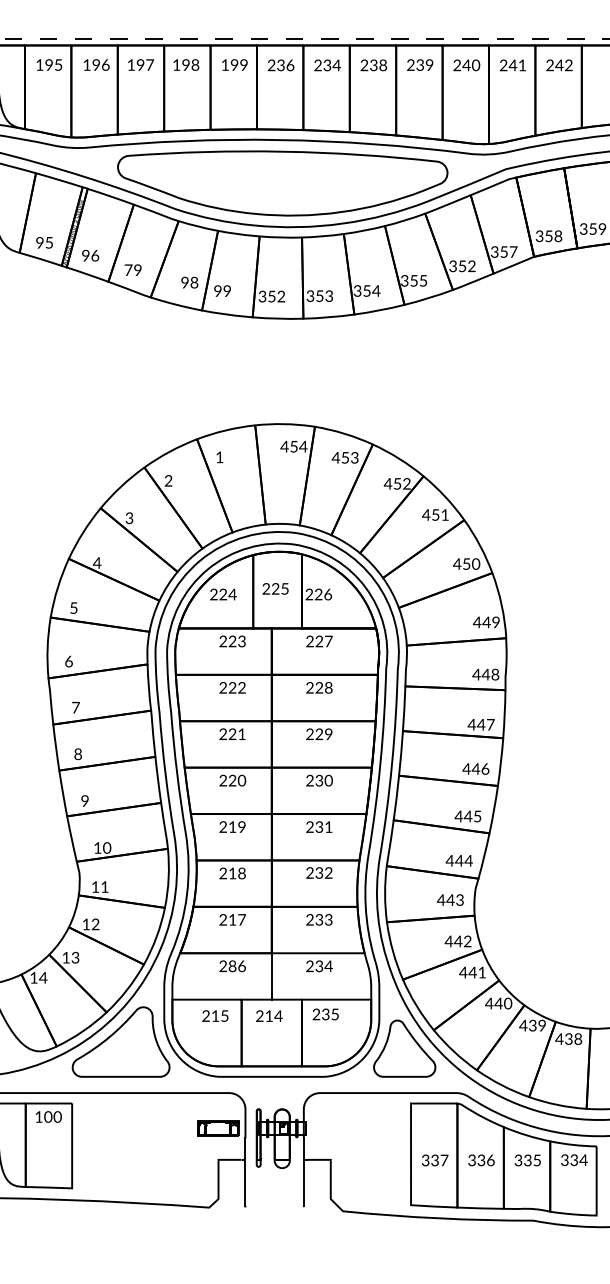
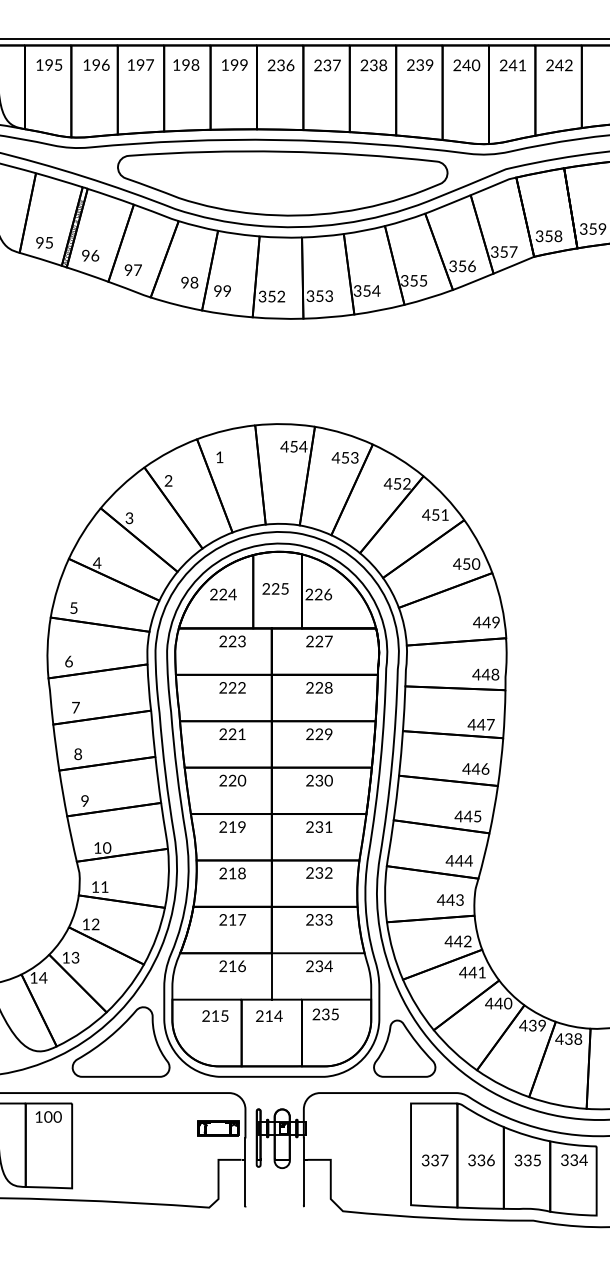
line: dashed -> solid (304, 38)
text: 234 -> 237 (336, 65)
text: 352 -> 356 (471, 266)
text: 79 -> 97 (132, 269)
text: 286 -> 216 (232, 966)
